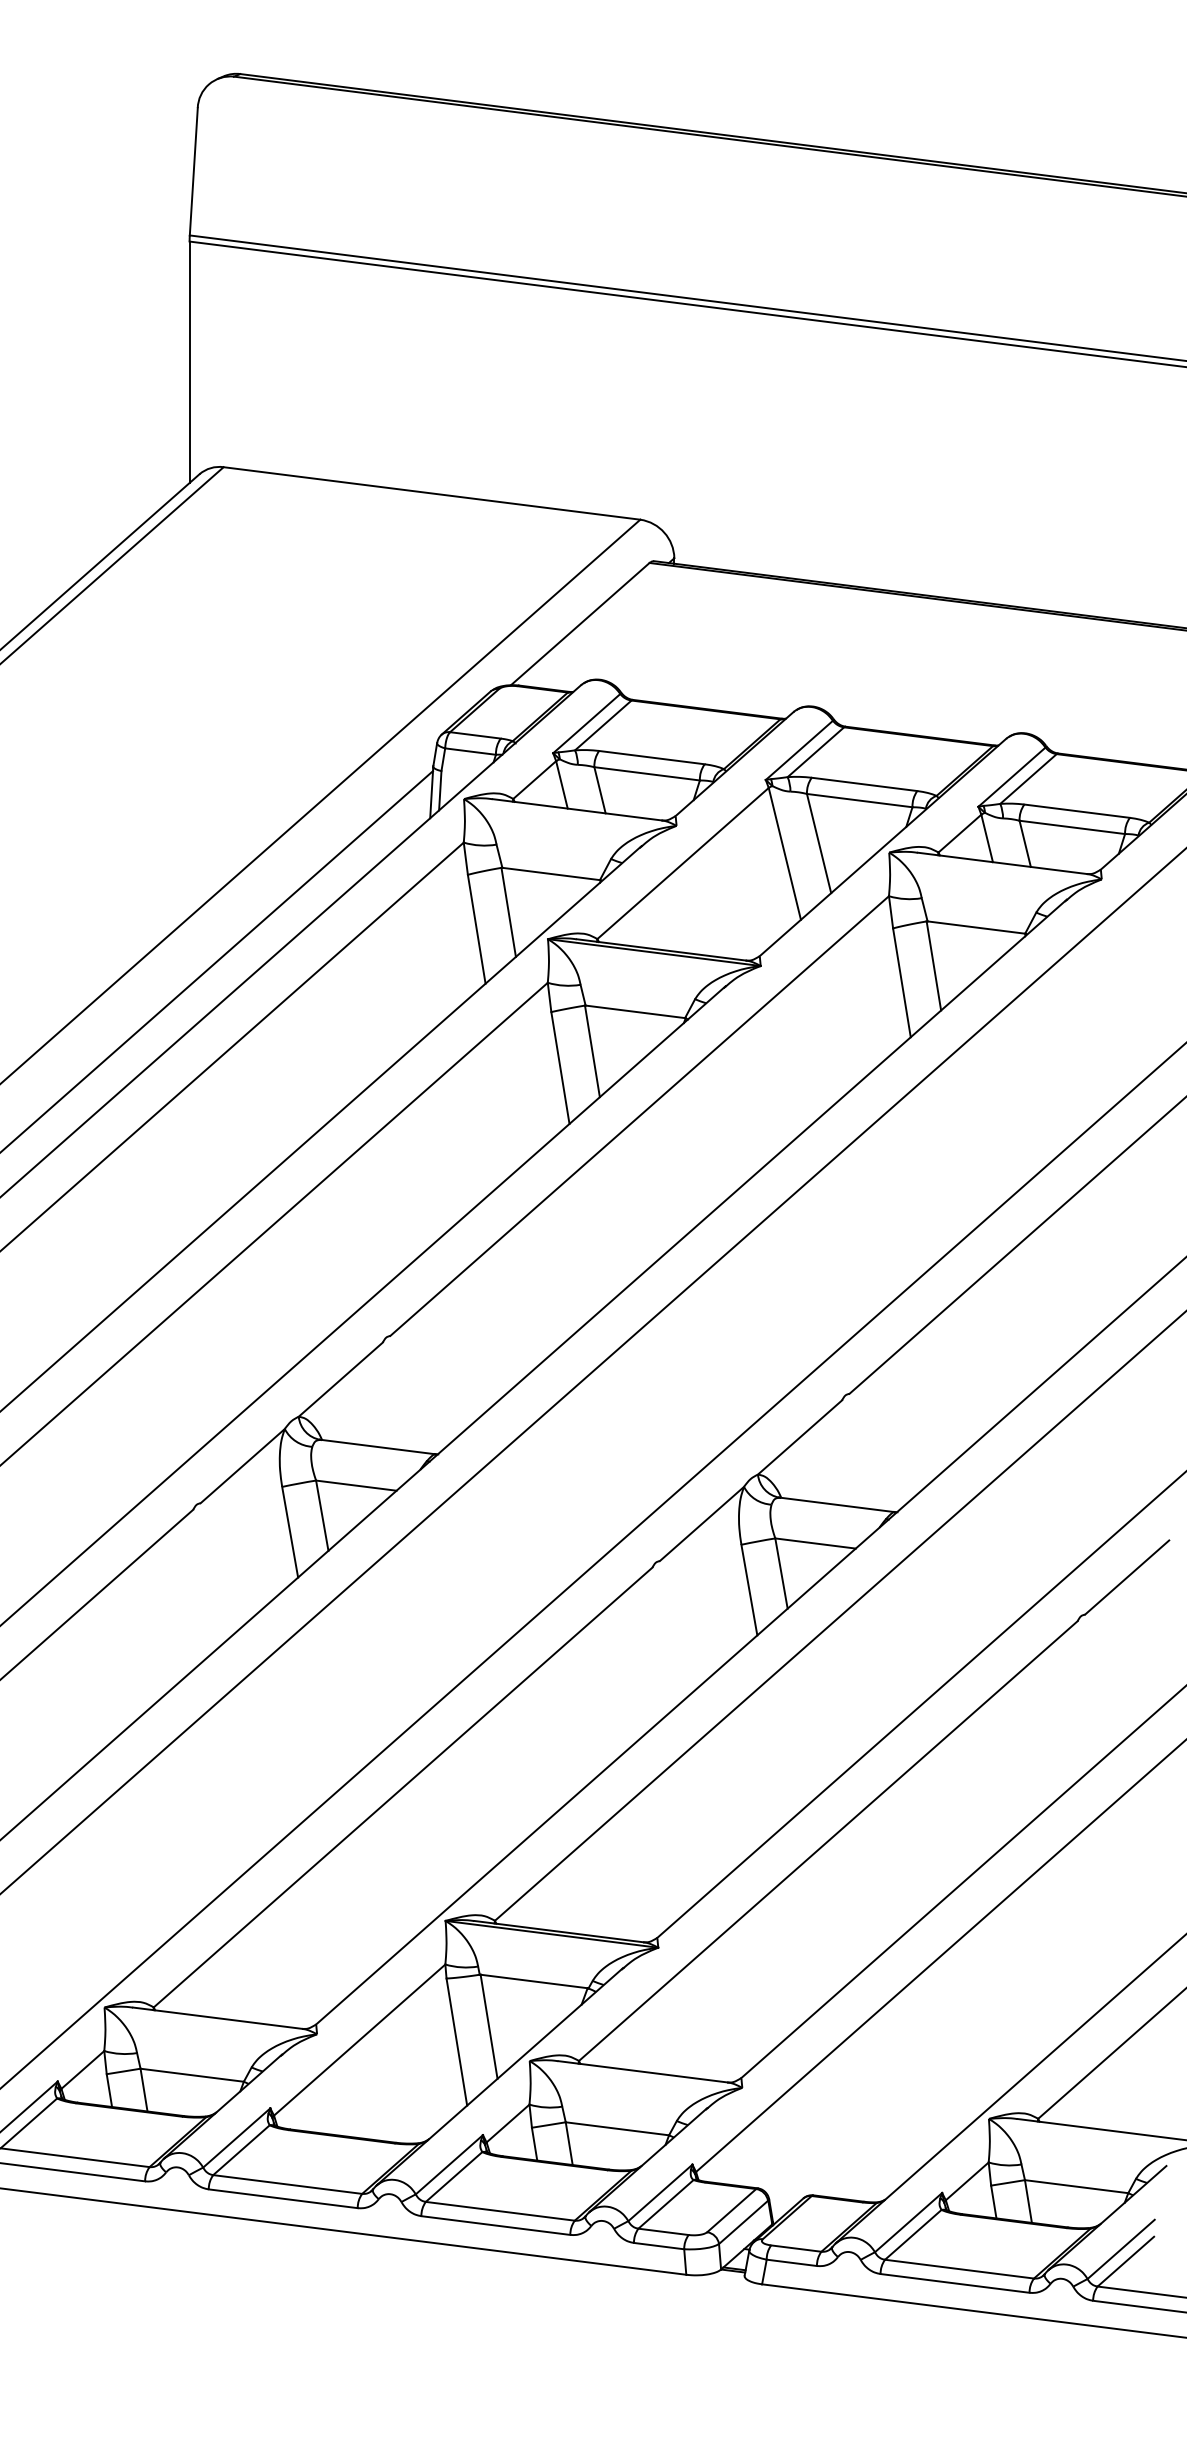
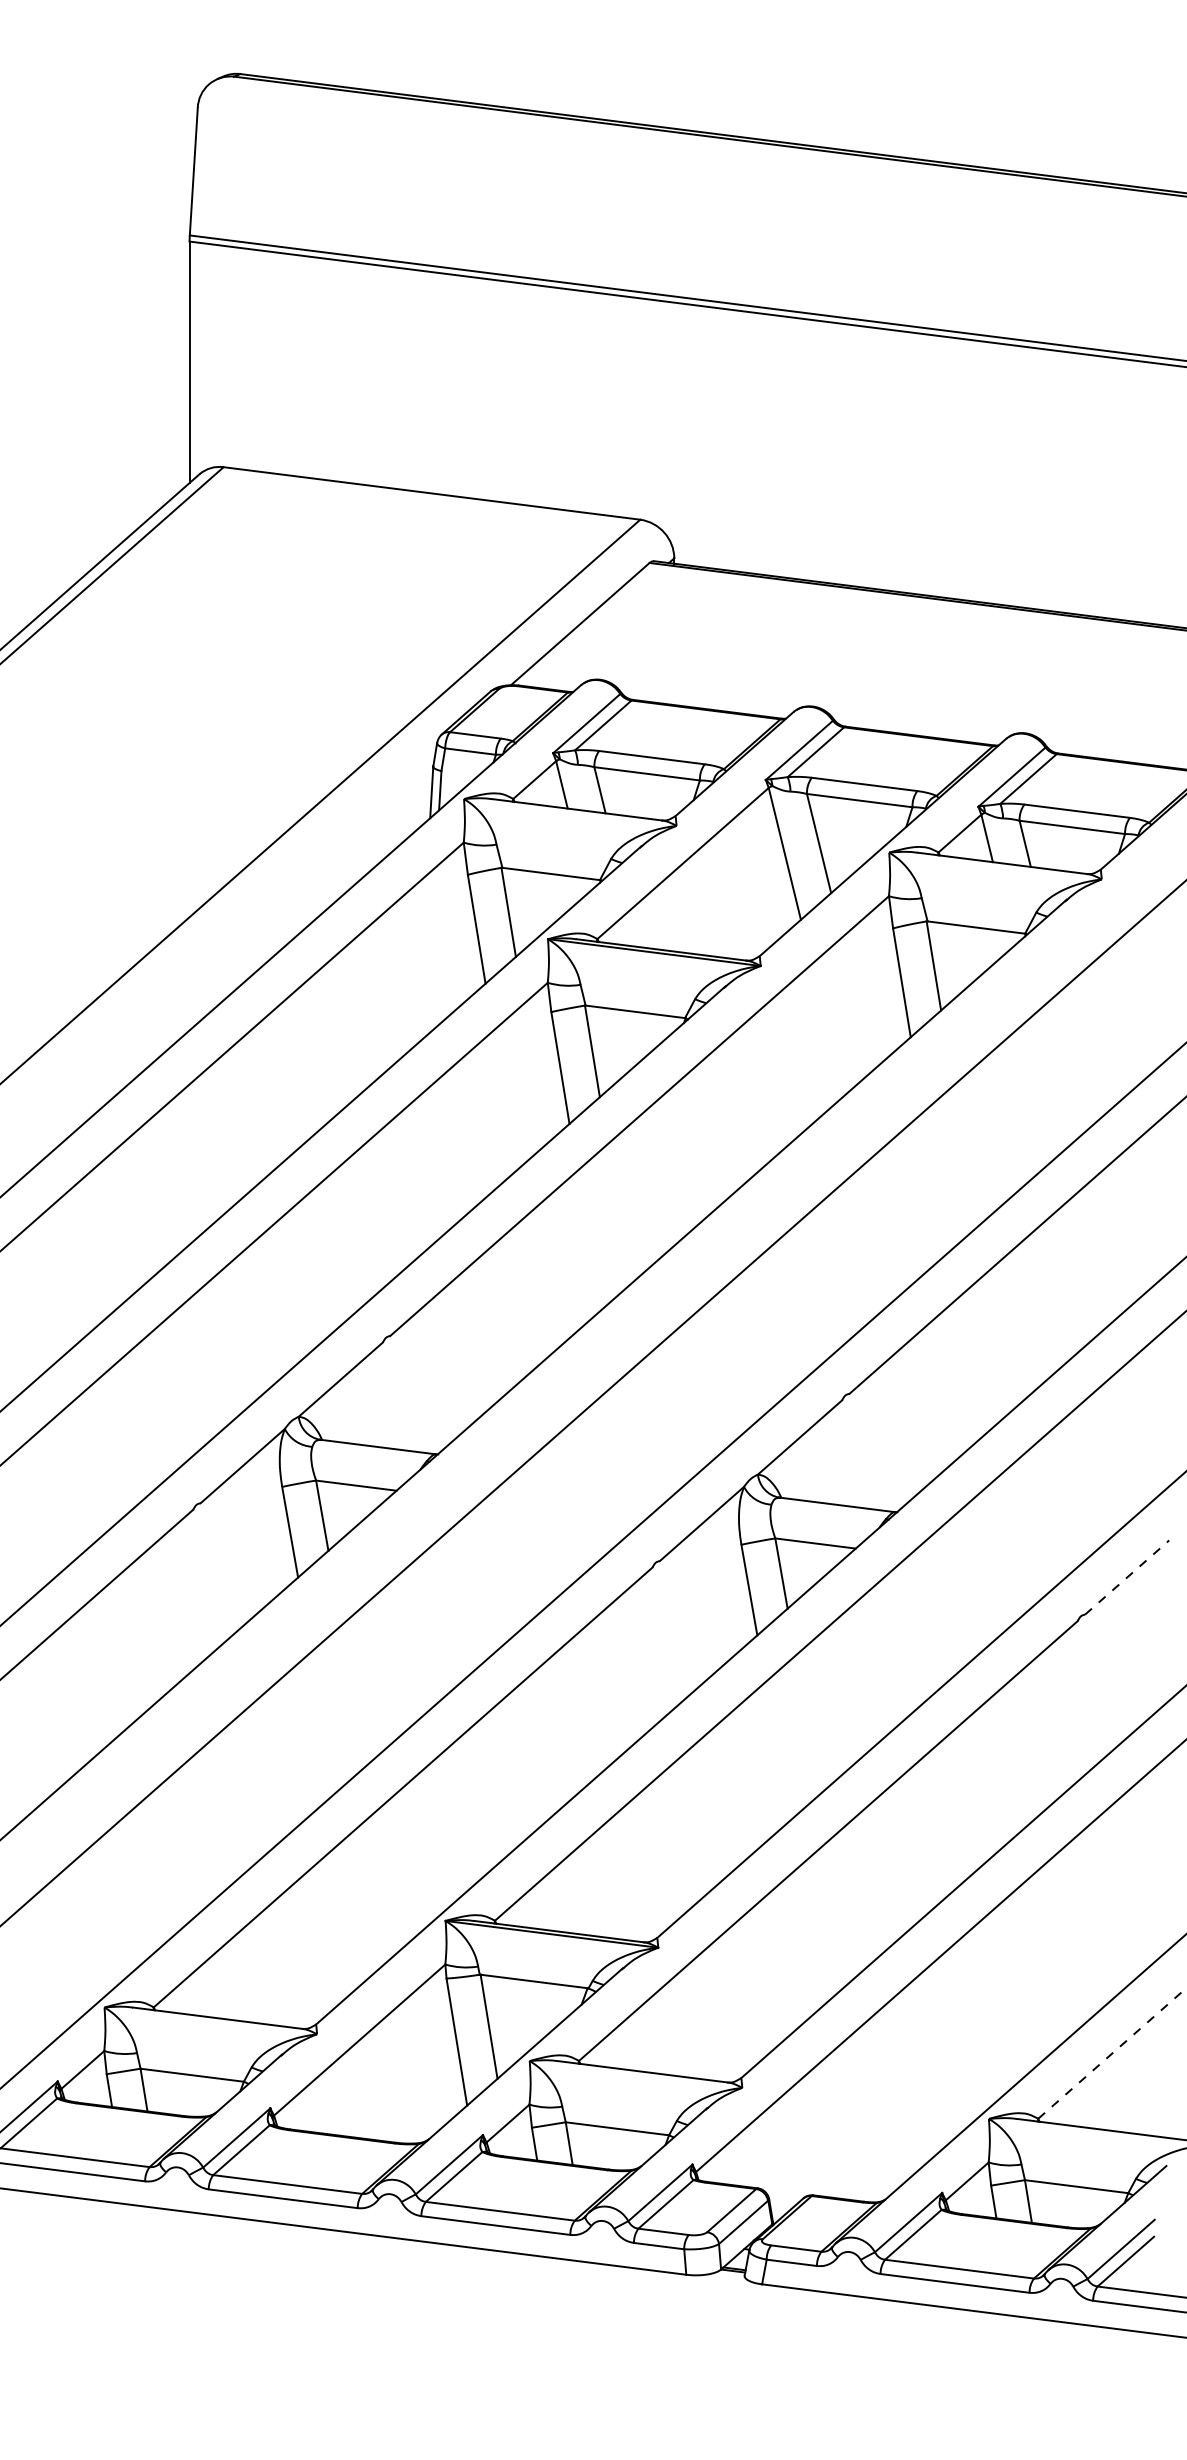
line: present -> none (217, 960)
line position: (592, 1371) -> (592, 1403) (592, 1403)
line: solid -> dashed (1127, 1577)
line: solid -> dashed (1112, 2053)
